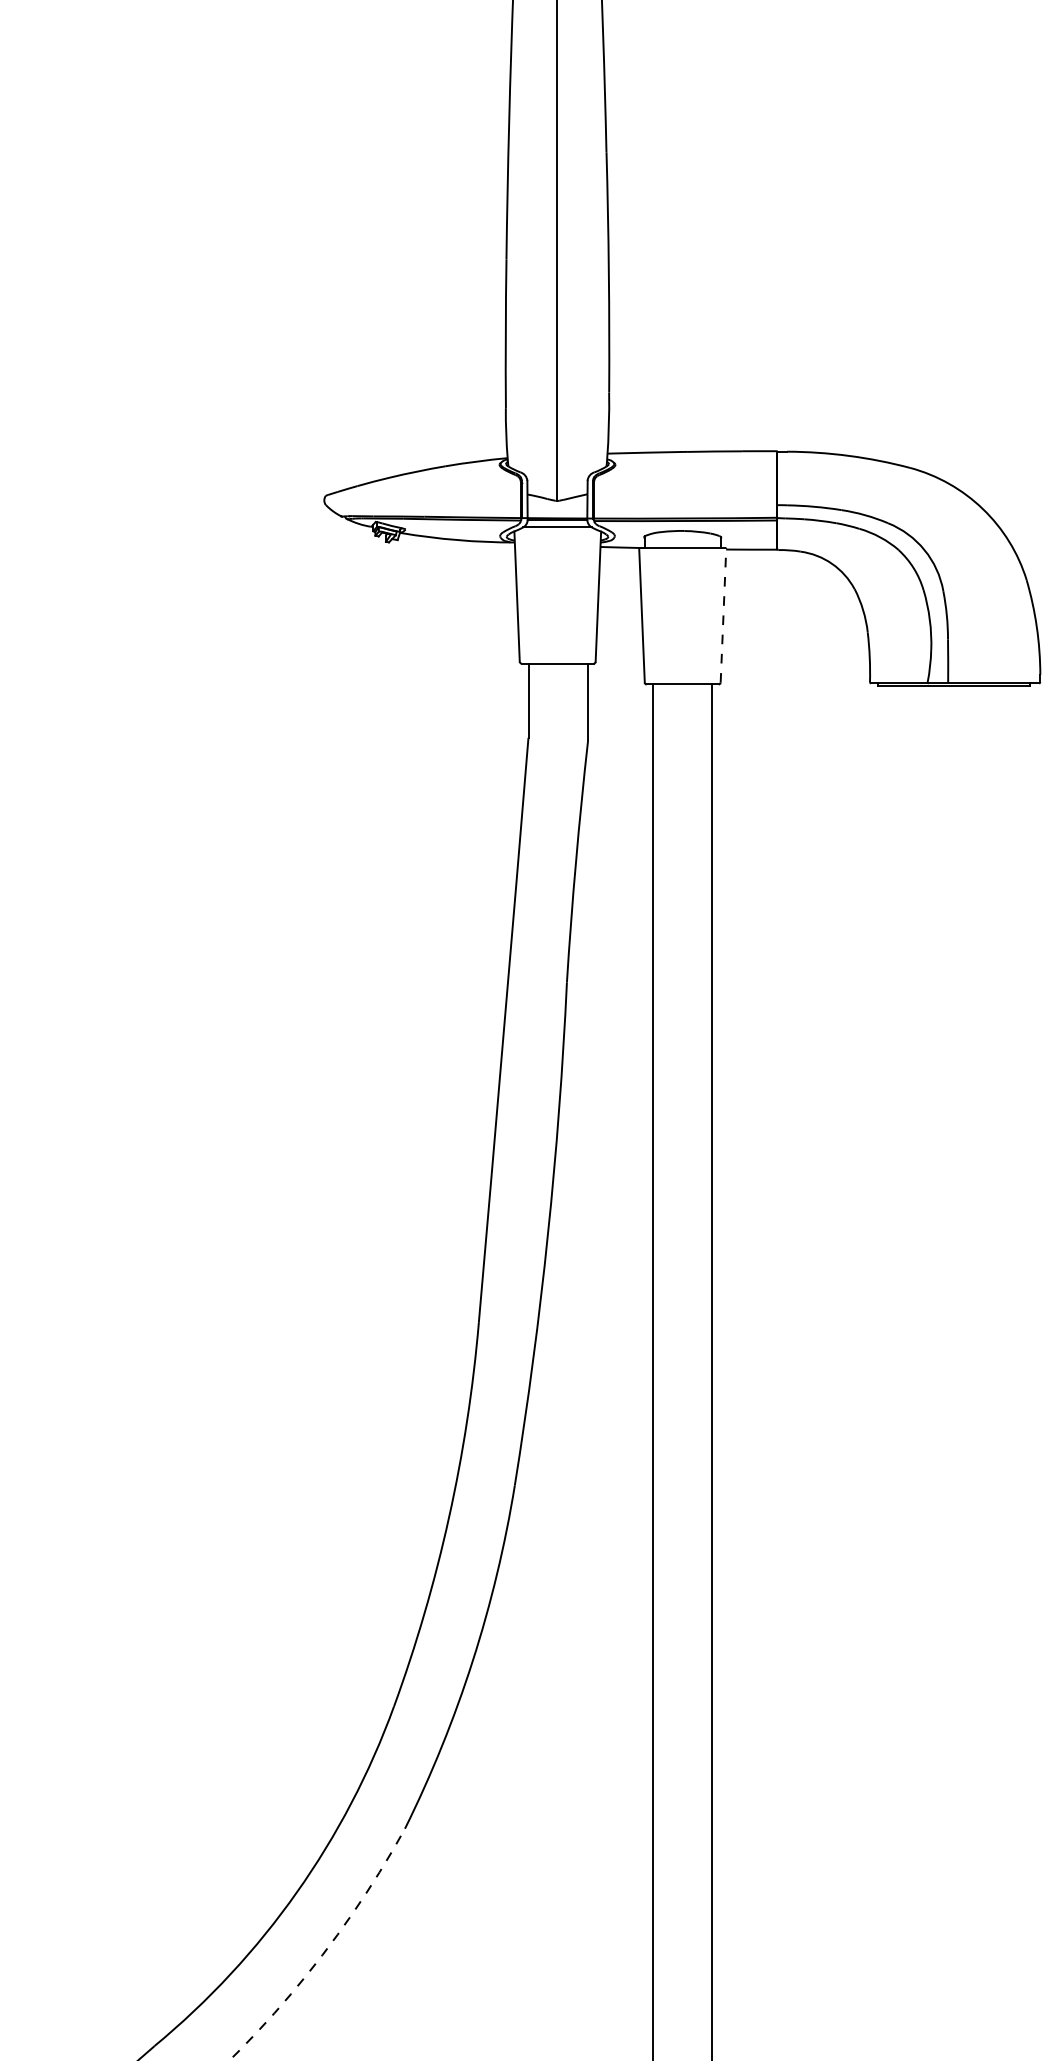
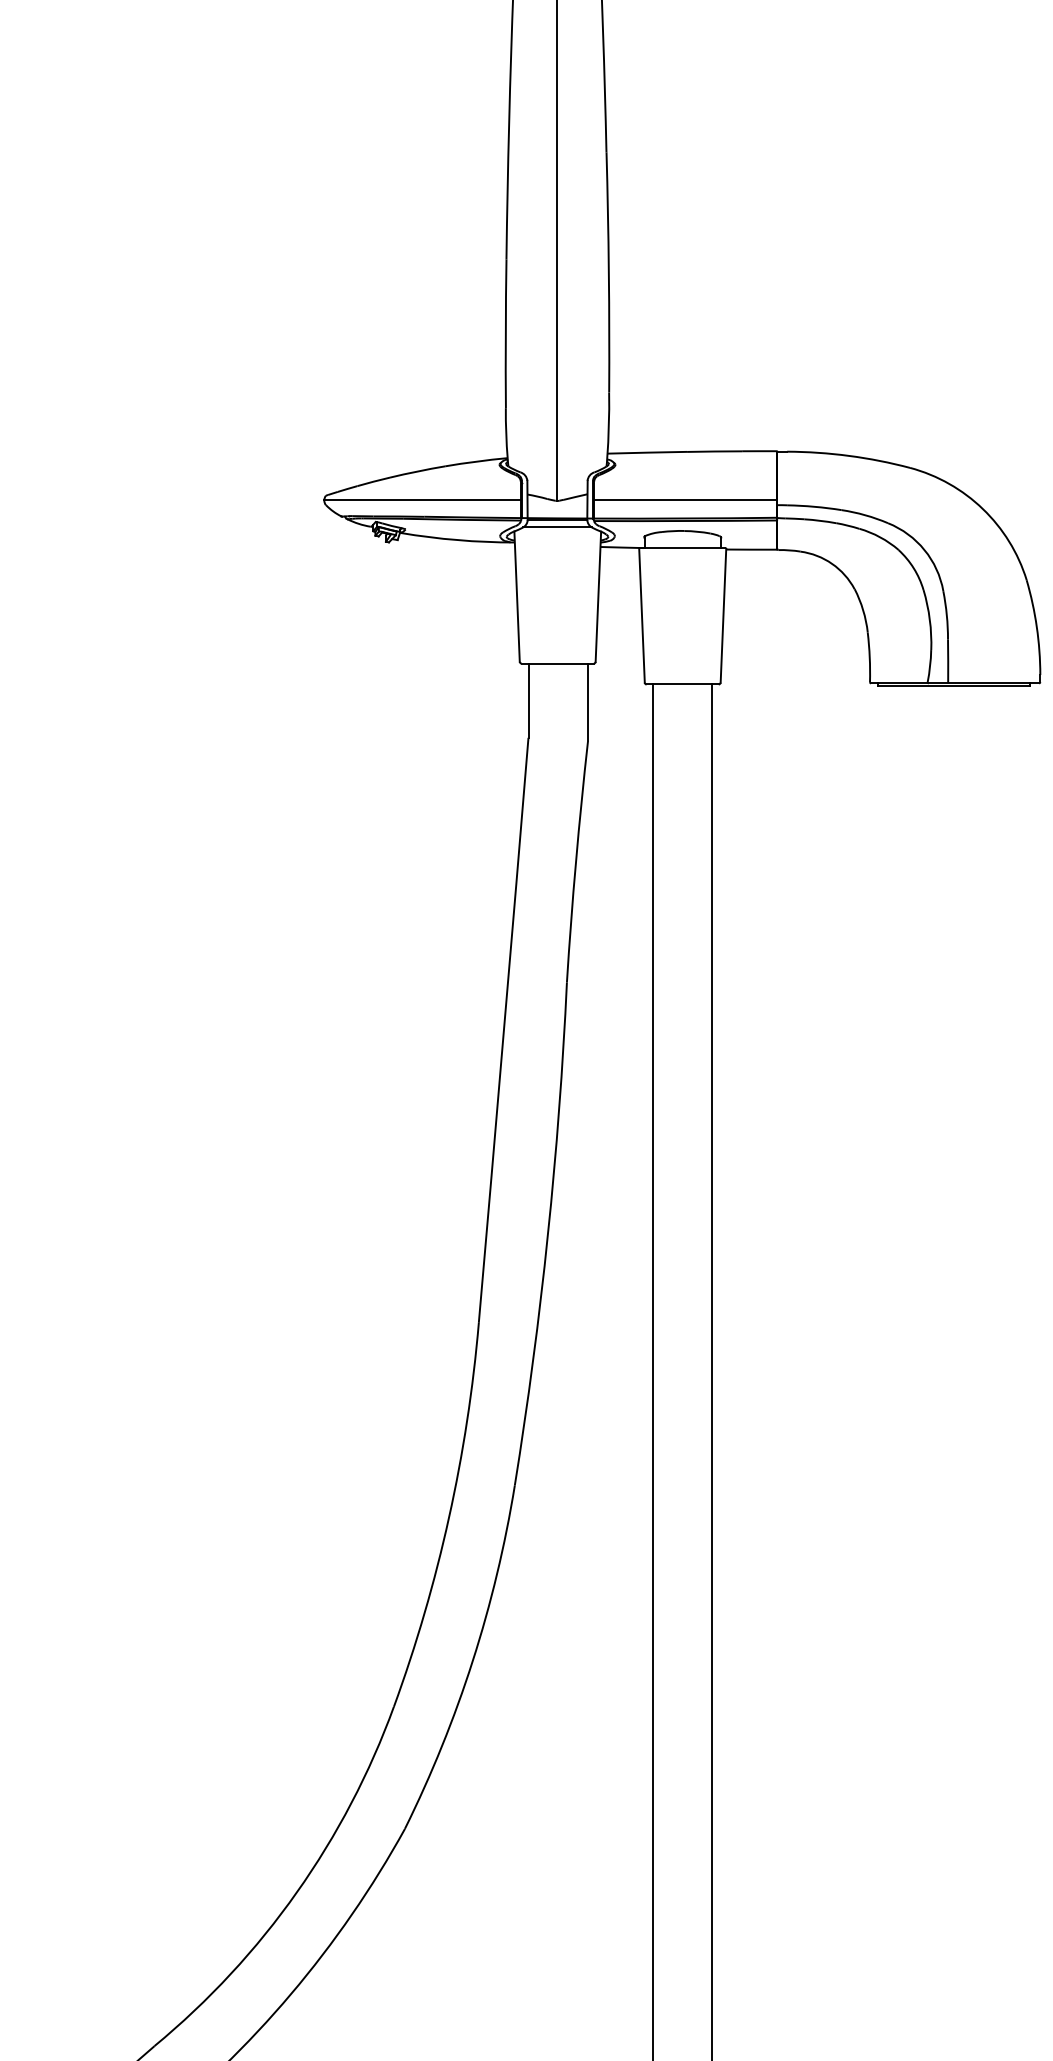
line: none -> present (422, 500)
line: none -> present (685, 500)
line: dashed -> solid (723, 615)
arc: dashed -> solid (325, 1951)
